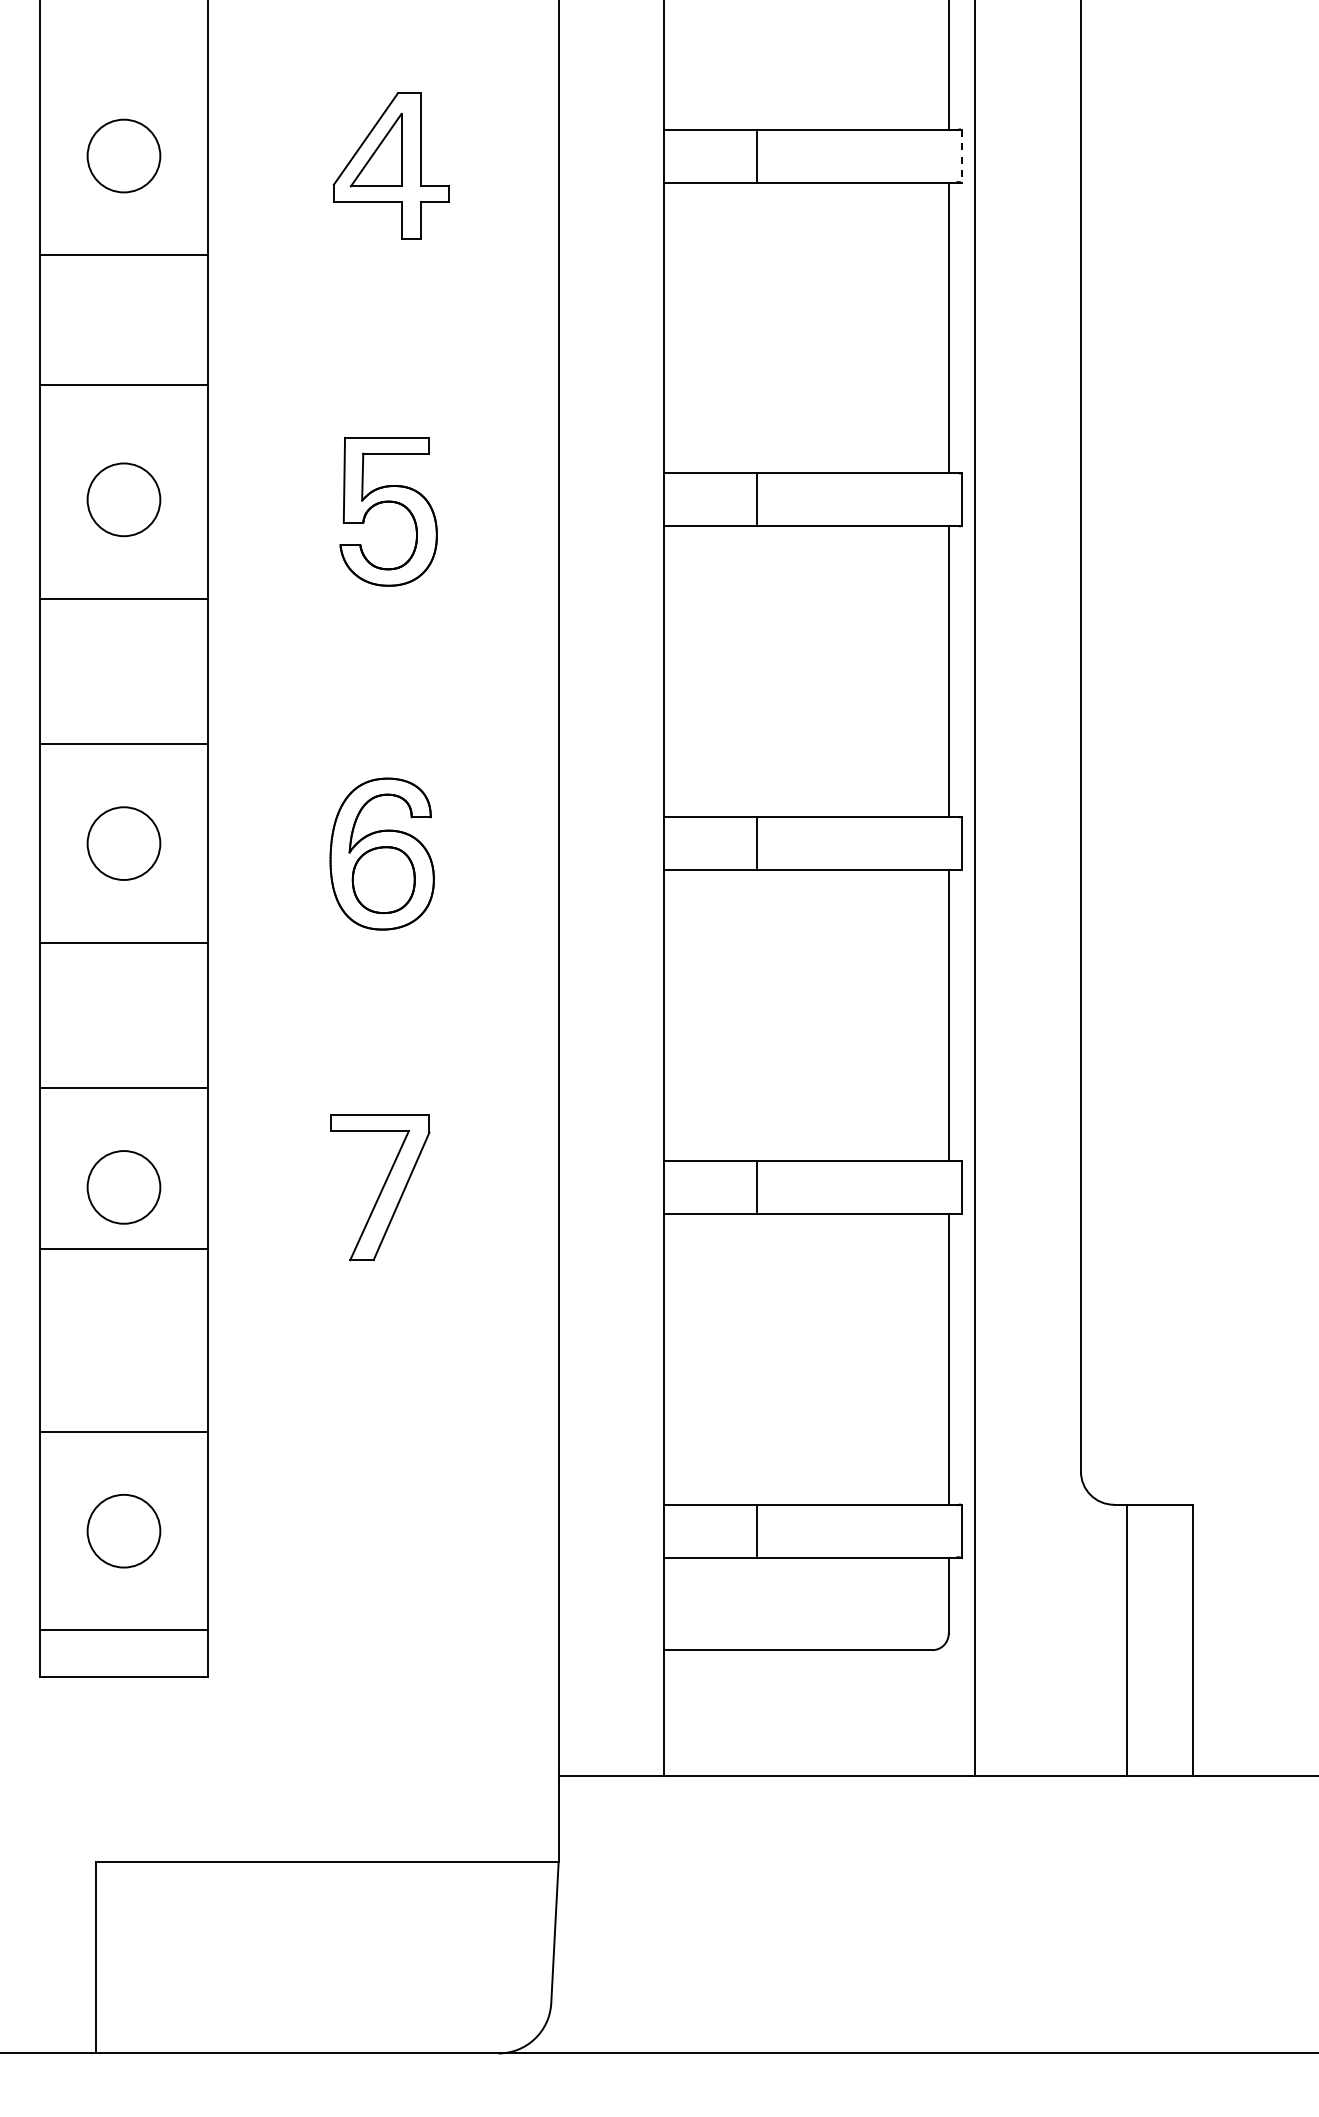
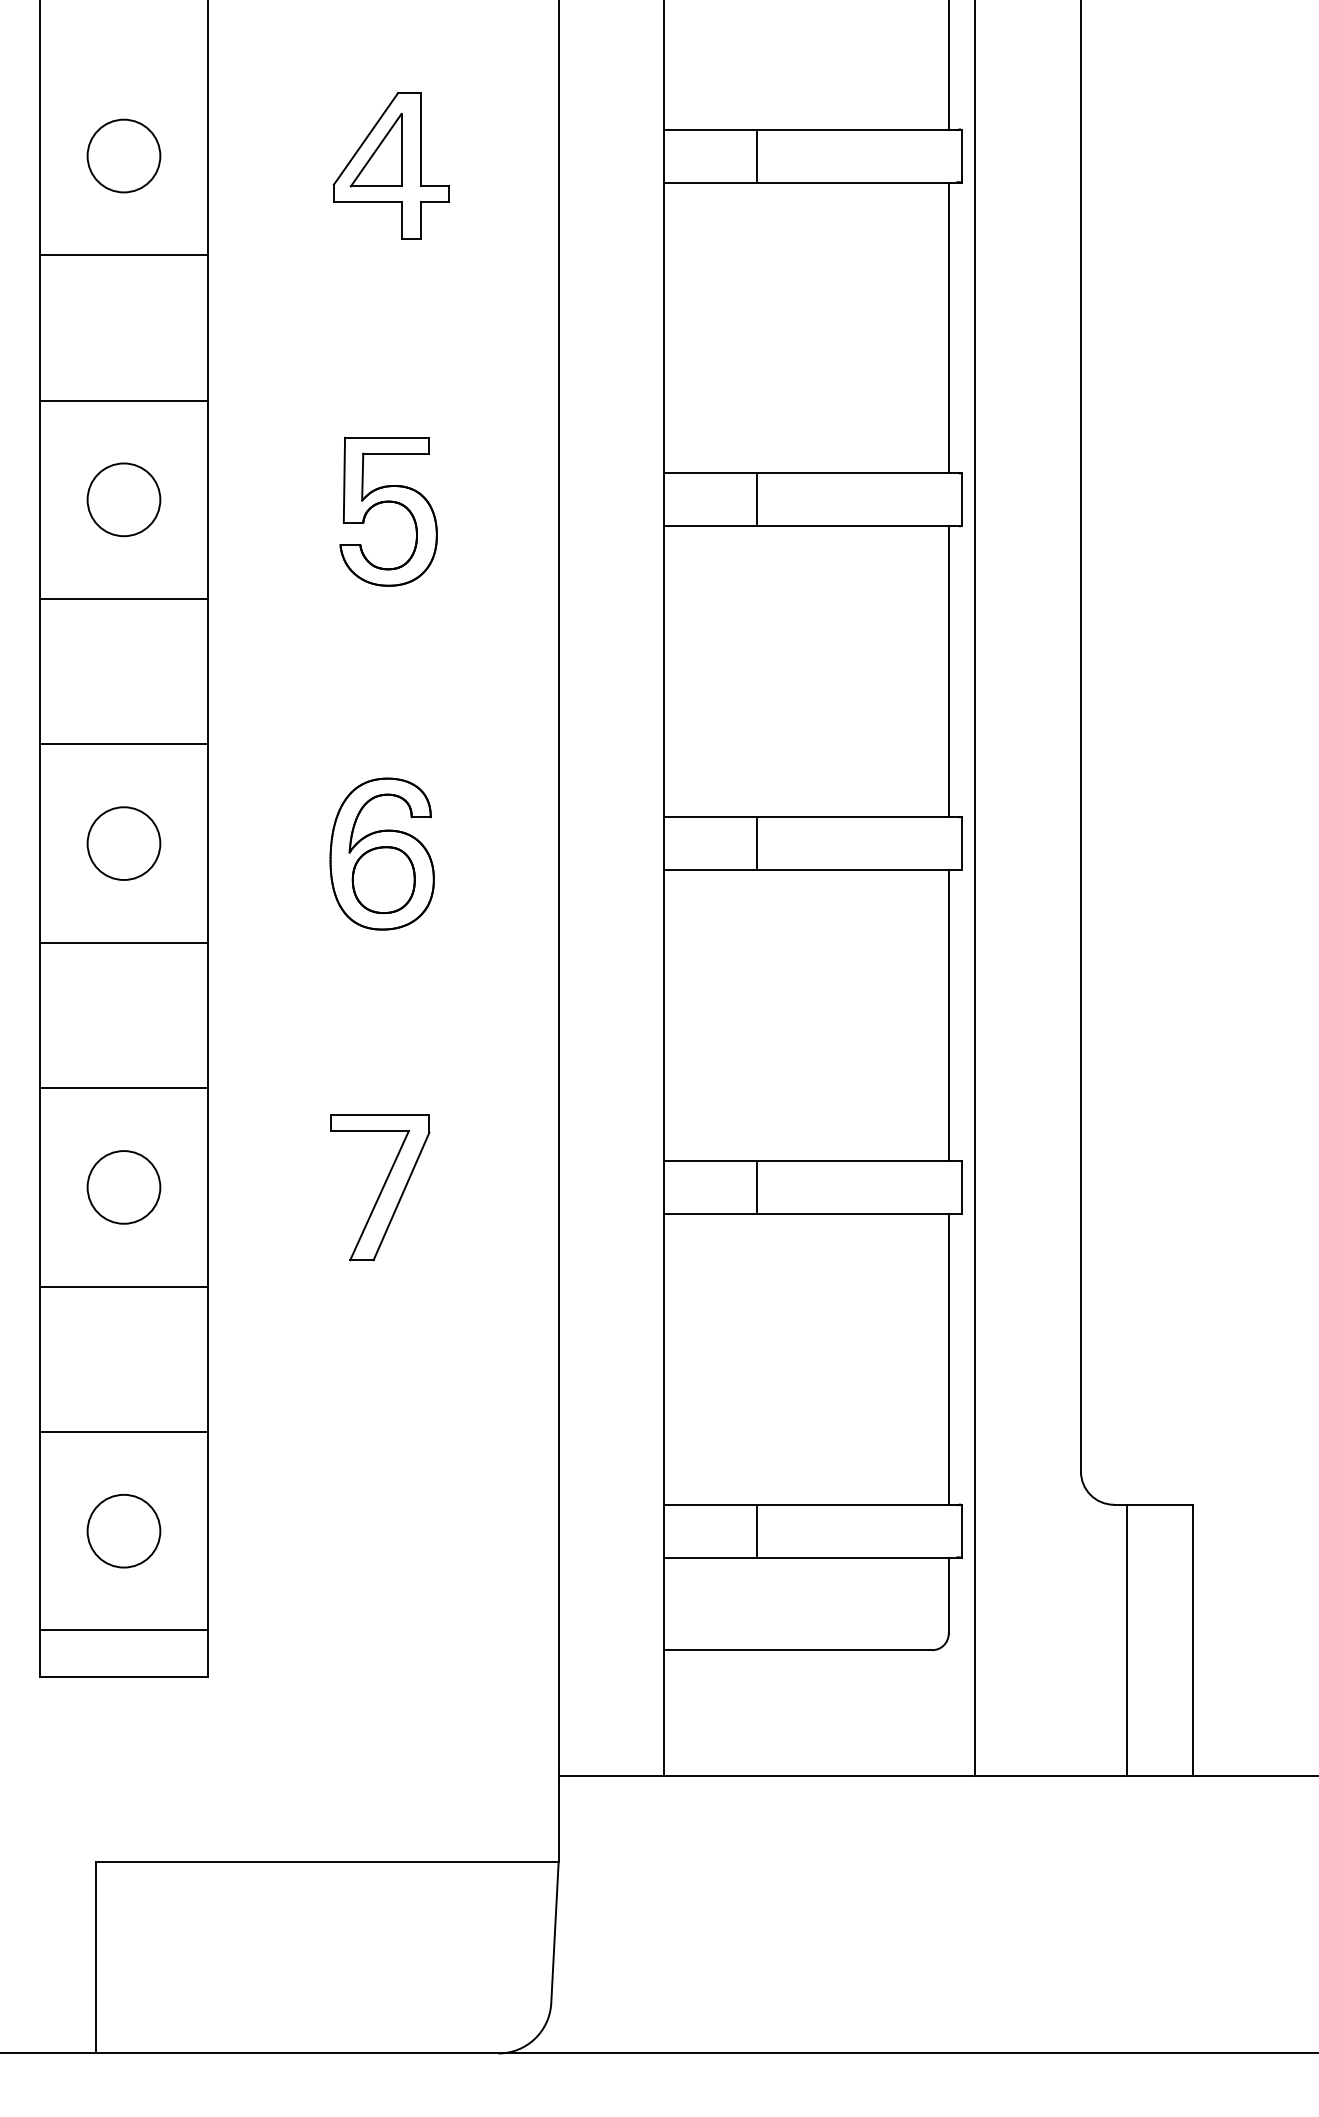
line: dashed -> solid (961, 156)
line position: (123, 384) -> (123, 400) (123, 400)
line position: (123, 1248) -> (123, 1286) (123, 1286)
